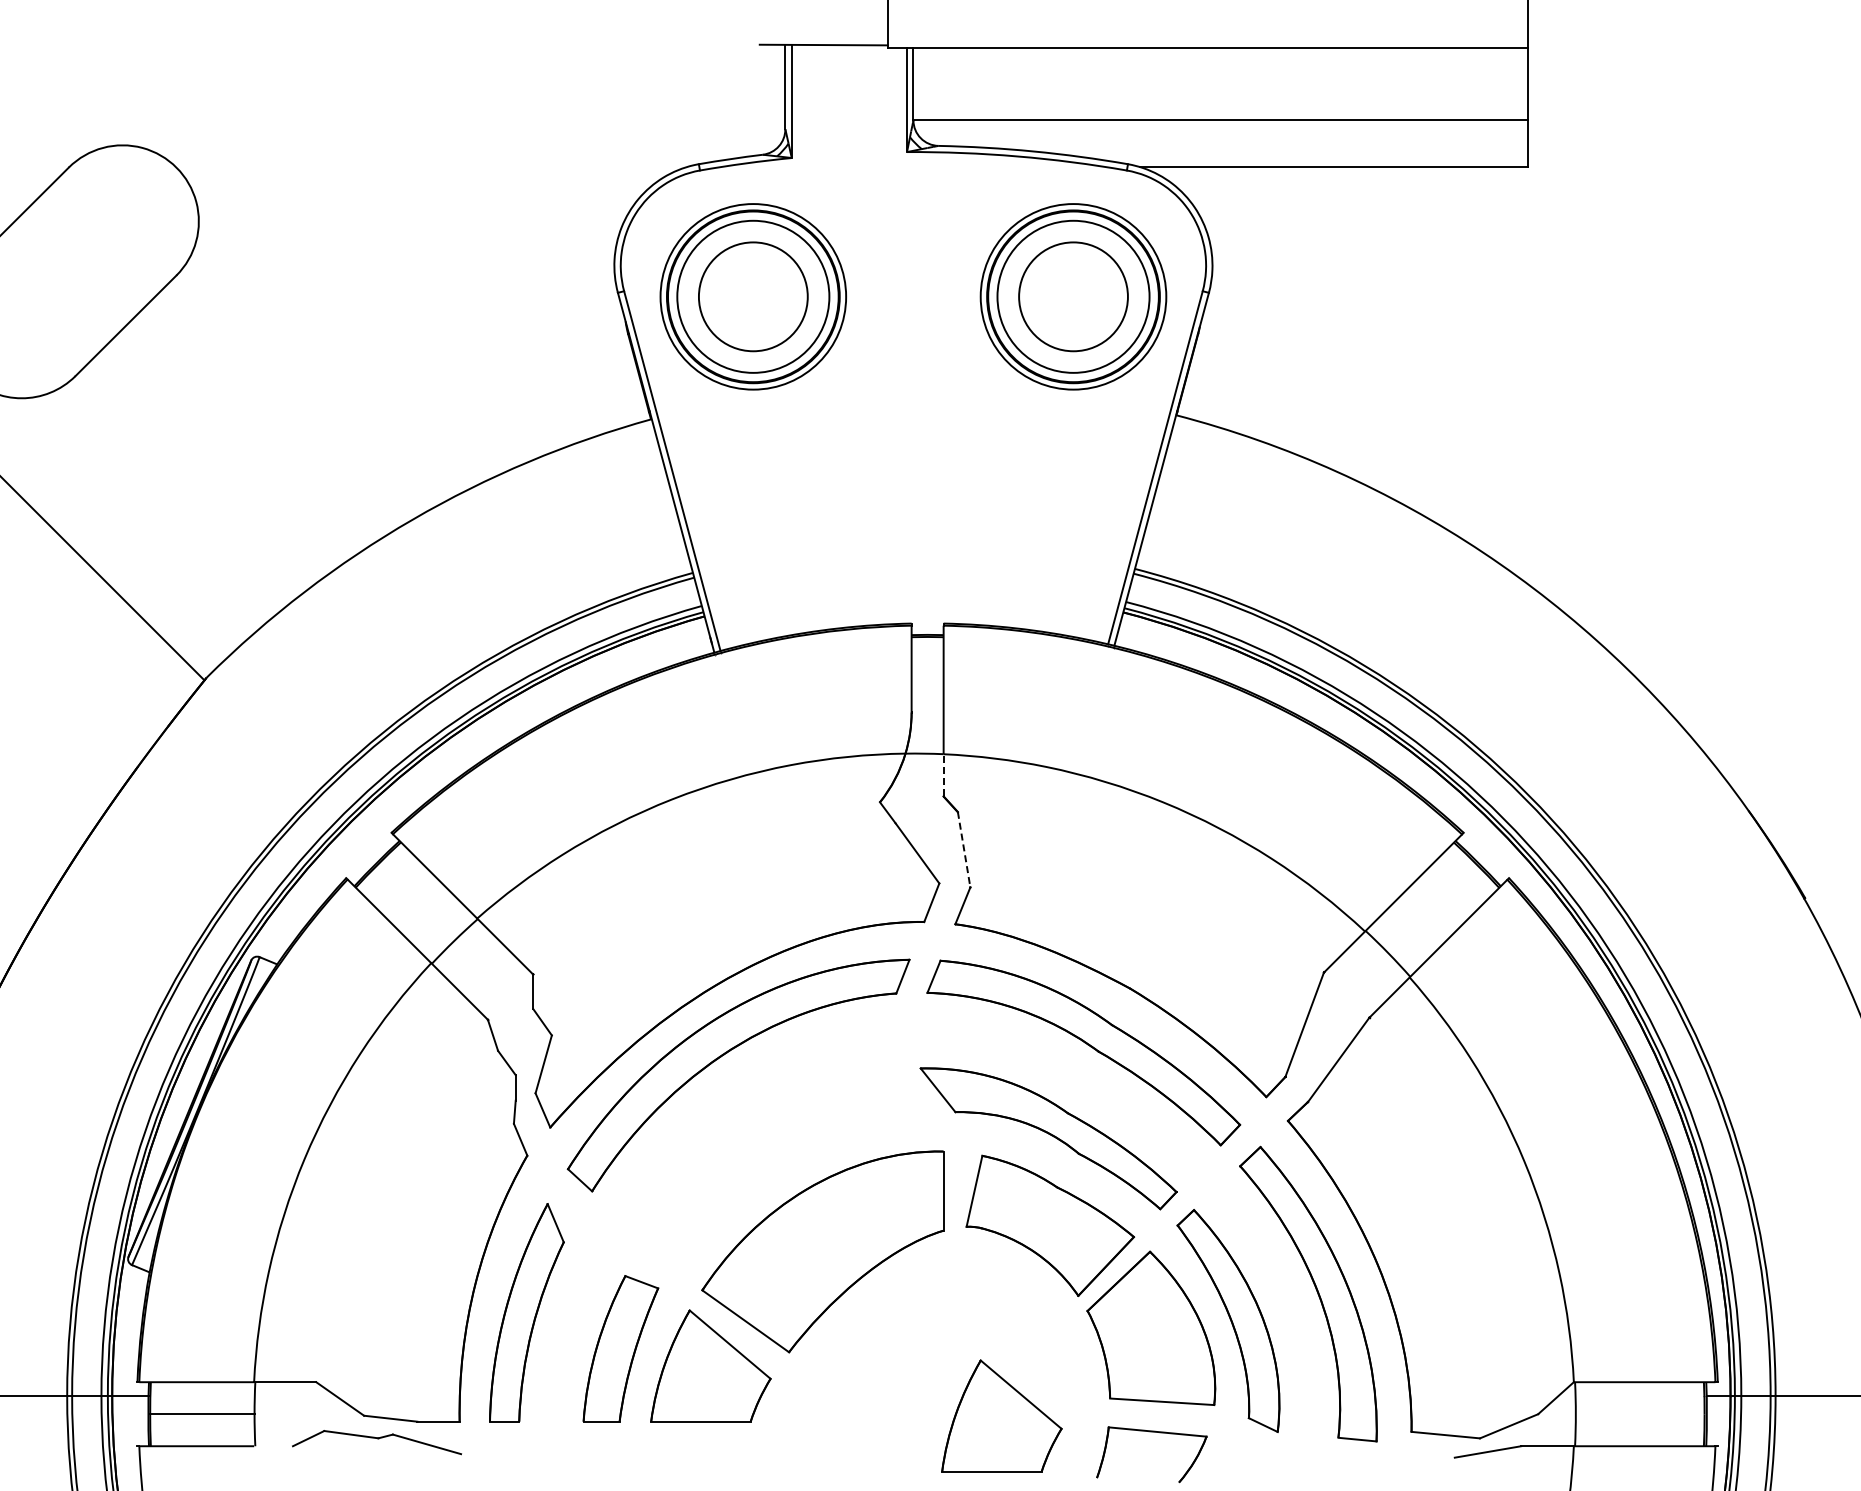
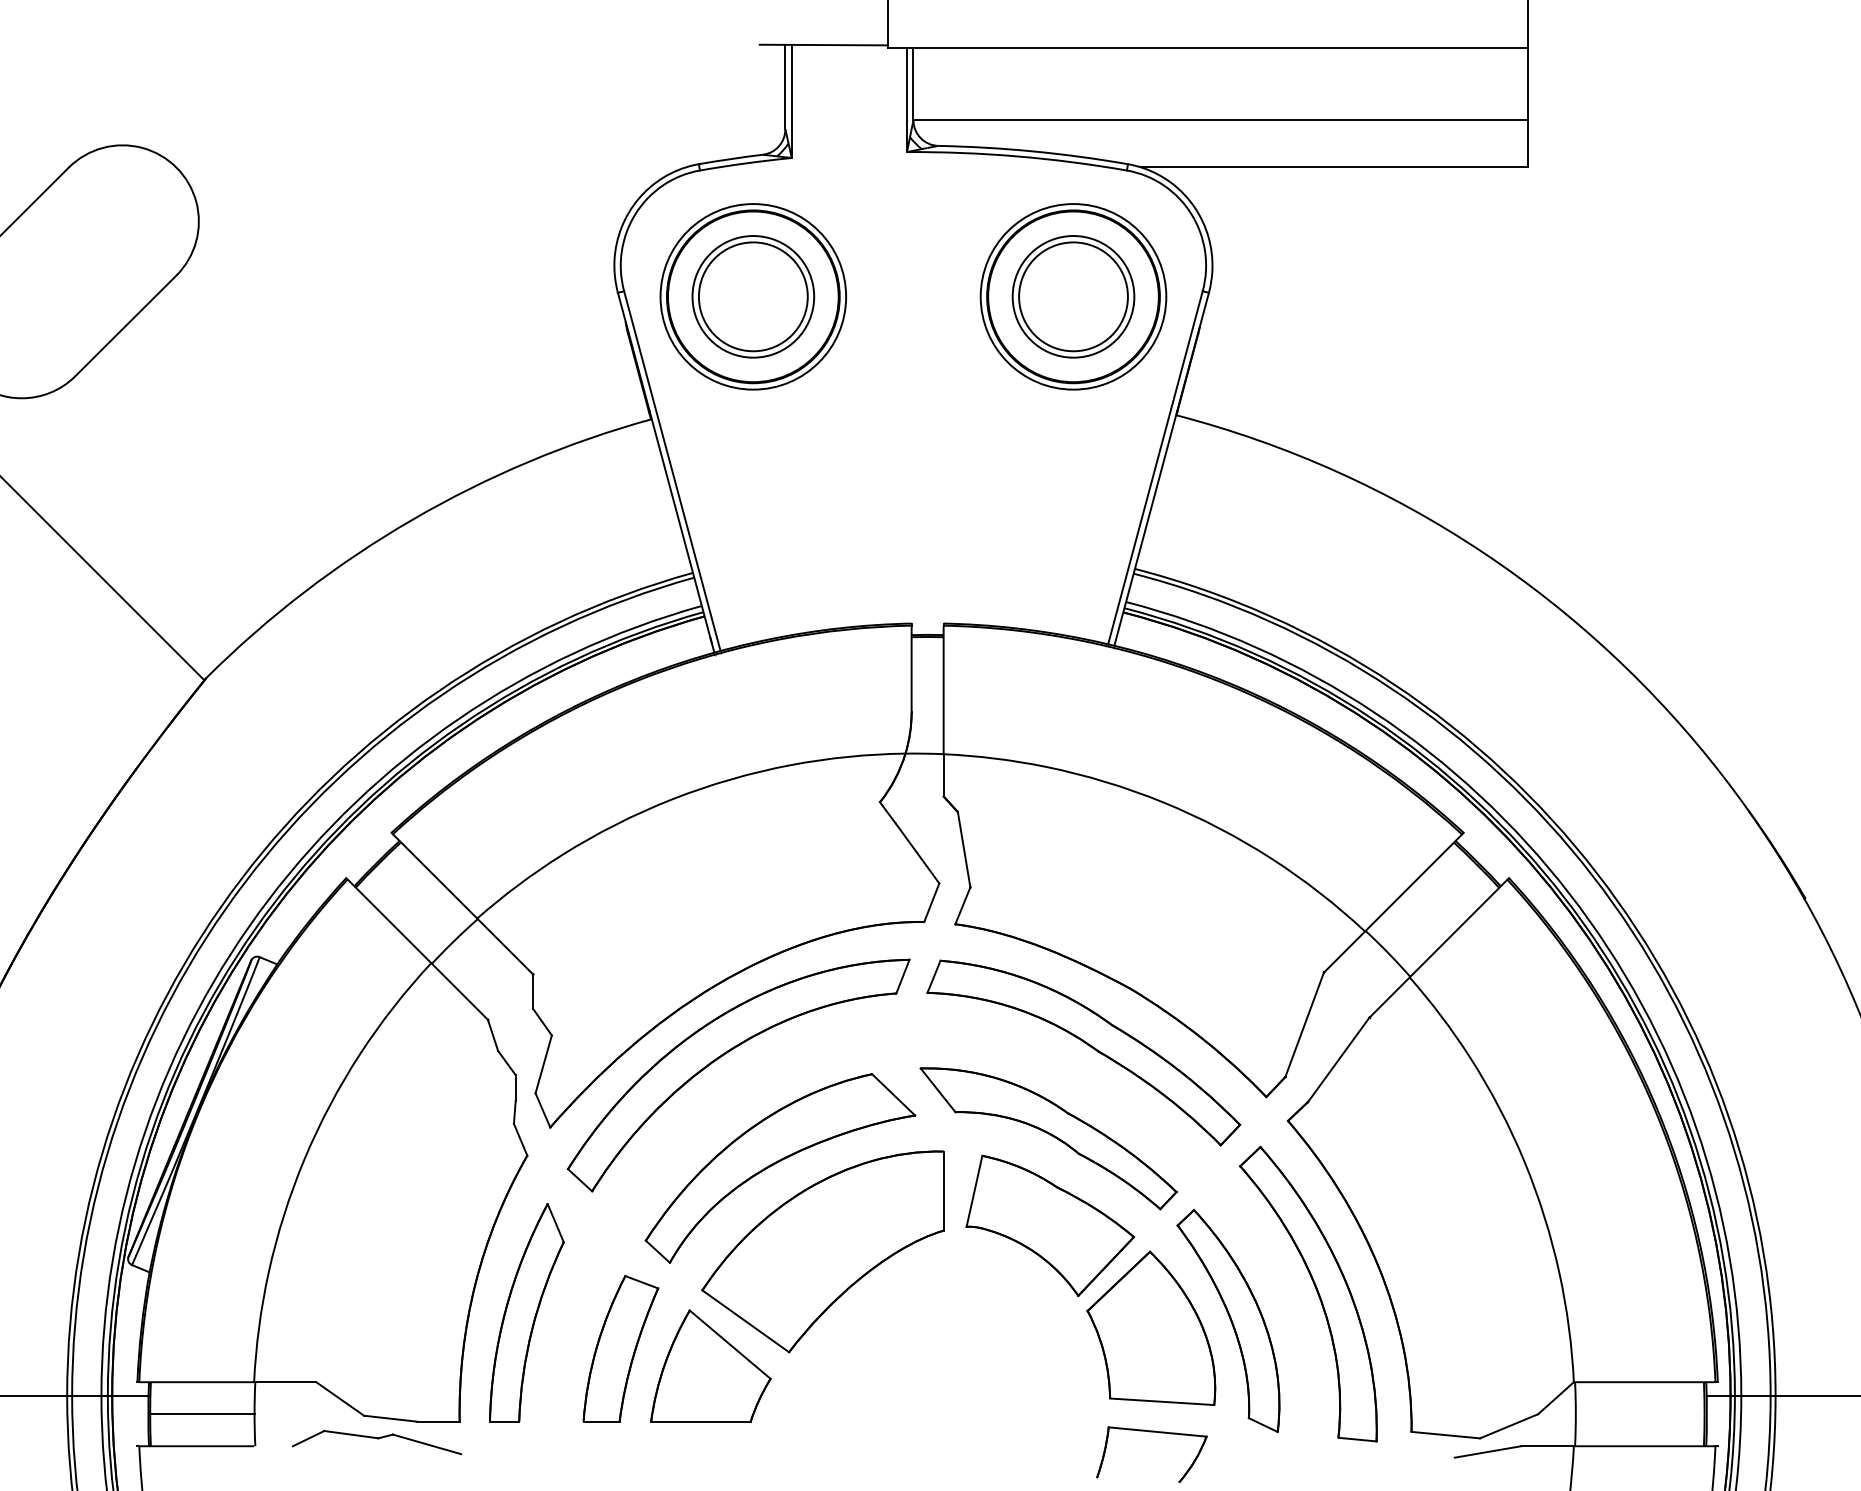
circle diameter: 152 px -> 122 px (753, 296)
circle diameter: 152 px -> 122 px (1073, 296)
line: dashed -> solid (943, 774)
line: dashed -> solid (964, 850)
part: none -> present (780, 1168)
part: present -> none (1001, 1415)
